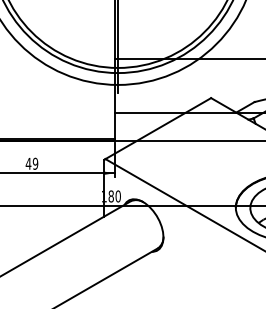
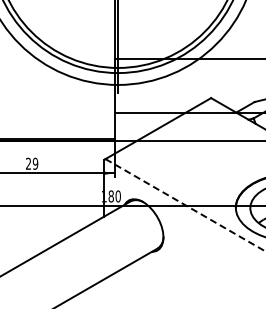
text: 49 -> 29 (28, 163)
line: solid -> dashed (186, 205)
